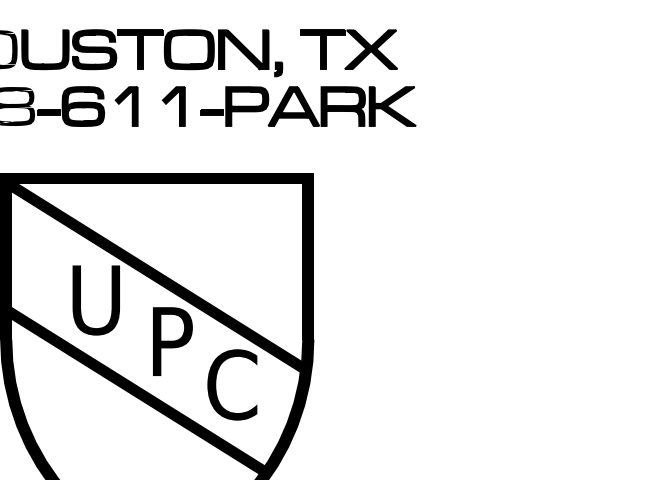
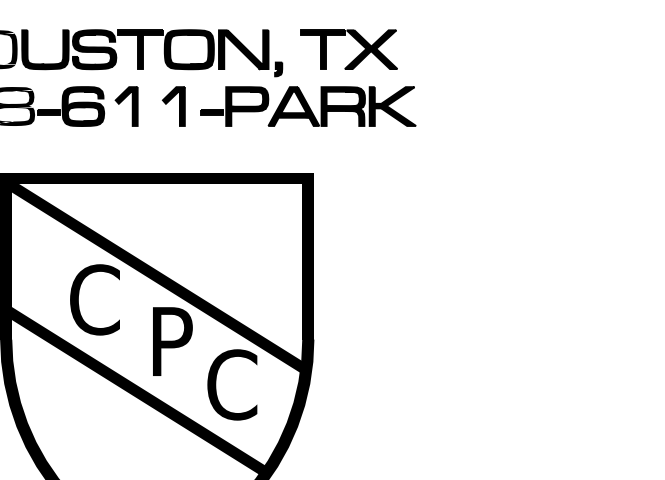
text: U -> C (94, 299)
